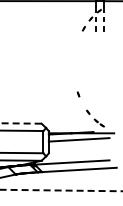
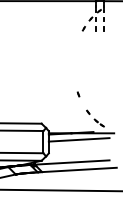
line: dashed -> solid (20, 123)
line: dashed -> solid (61, 190)
